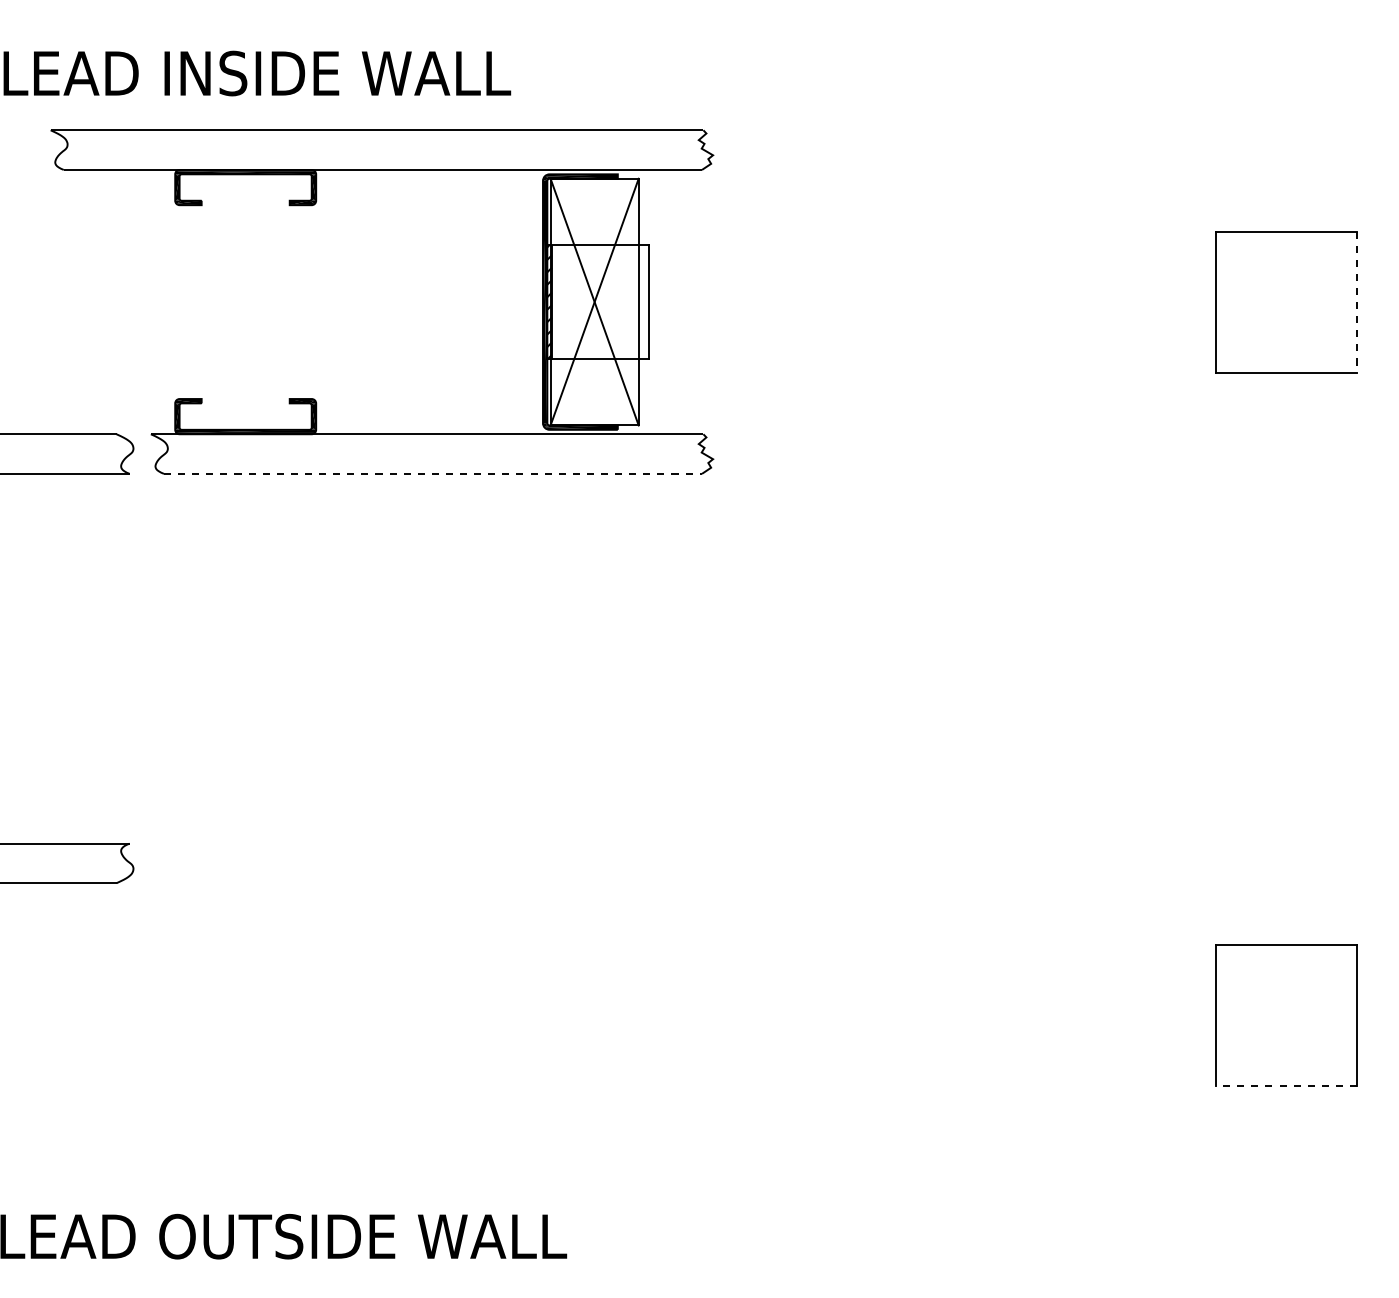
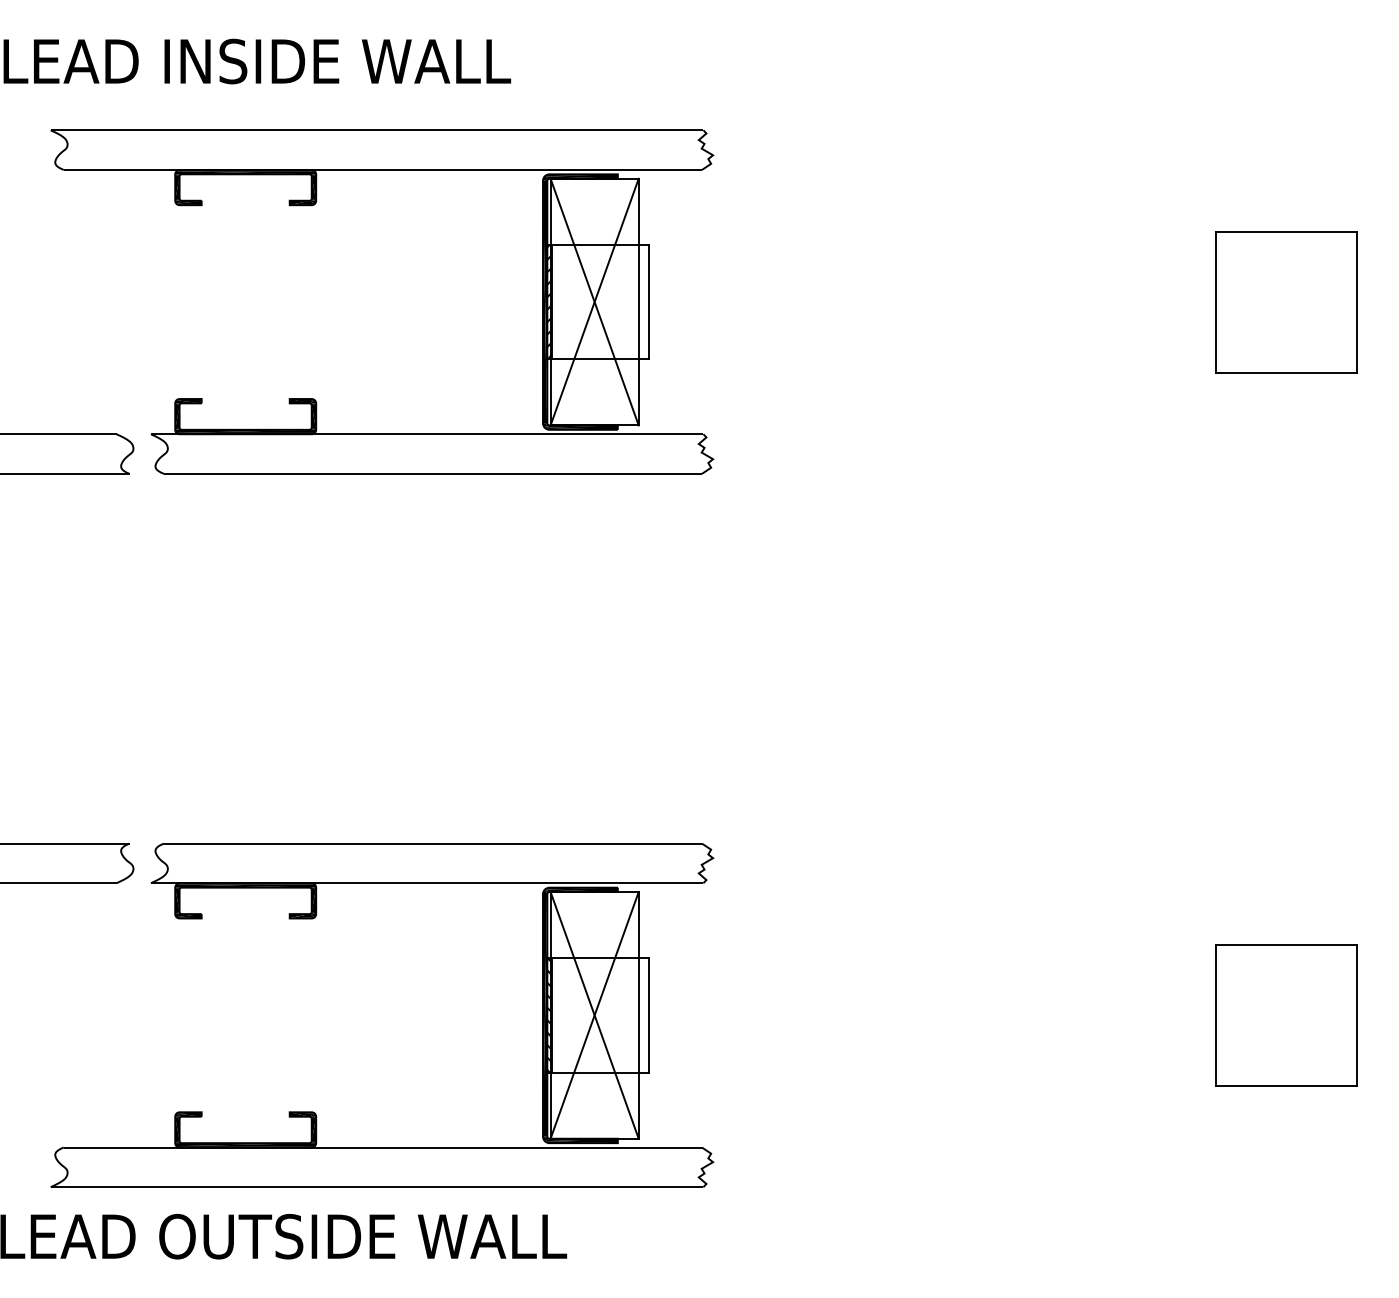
text position: (257, 73) -> (257, 61) (257, 61)
line: dashed -> solid (1357, 302)
line: dashed -> solid (433, 473)
line: dashed -> solid (1286, 1085)
part: none -> present (315, 1112)
